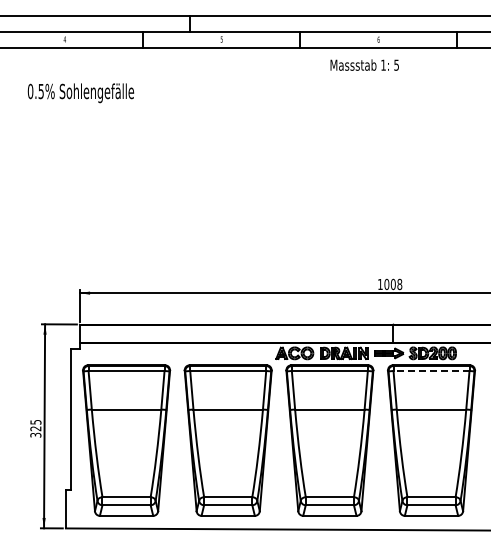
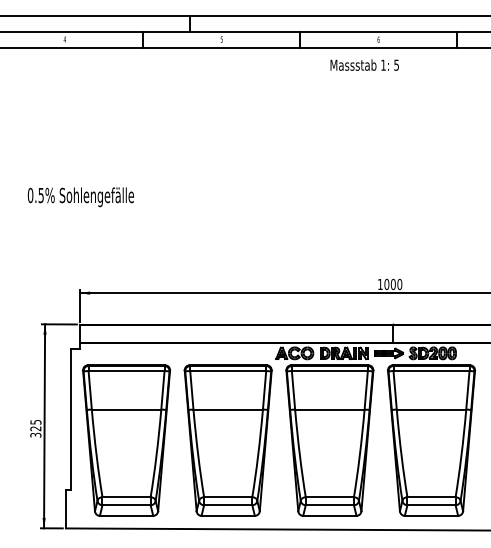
text position: (80, 93) -> (80, 197) (80, 197)
text: 1008 -> 1000 (399, 284)
line: dashed -> solid (431, 370)
